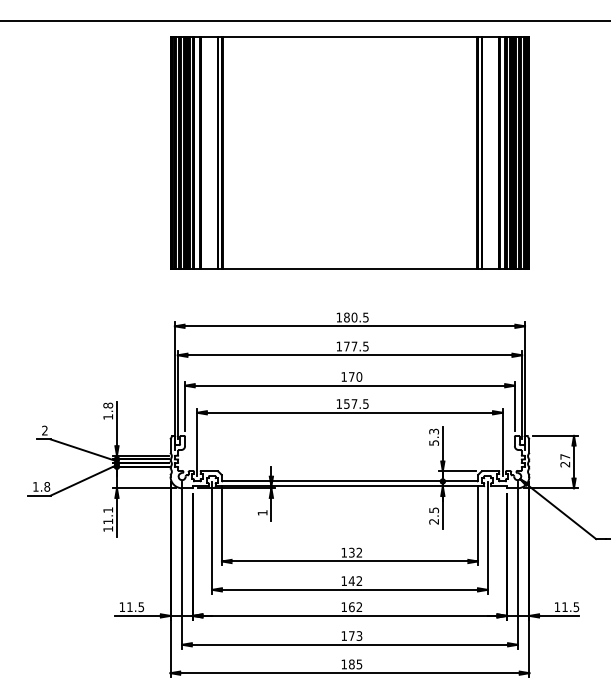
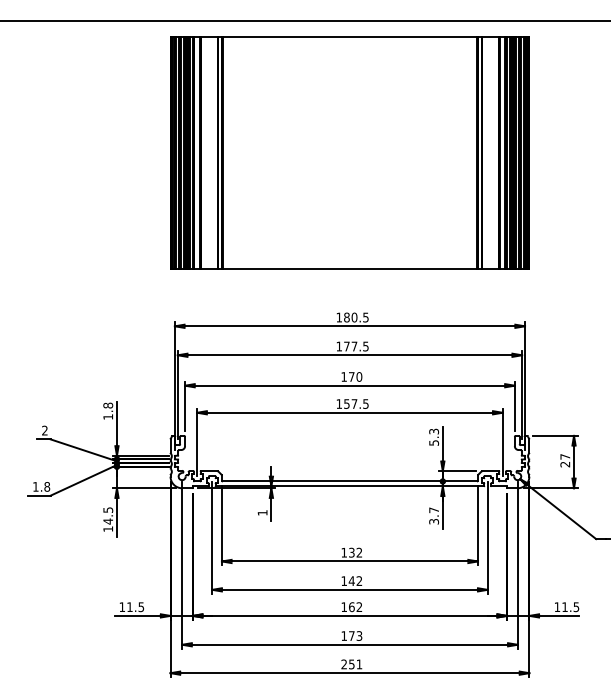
text: 11.1 -> 14.5 (108, 515)
text: 2.5 -> 3.7 (434, 515)
text: 185 -> 251 (351, 664)
